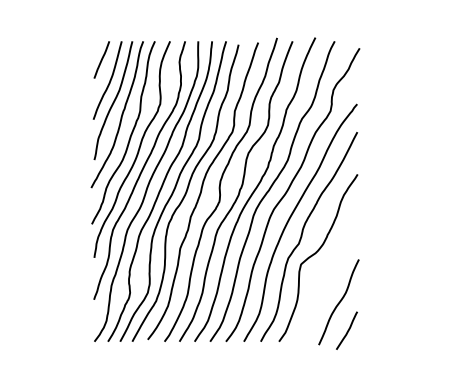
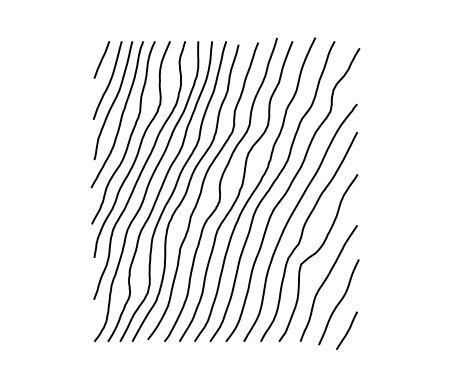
curve: none -> present (326, 280)
